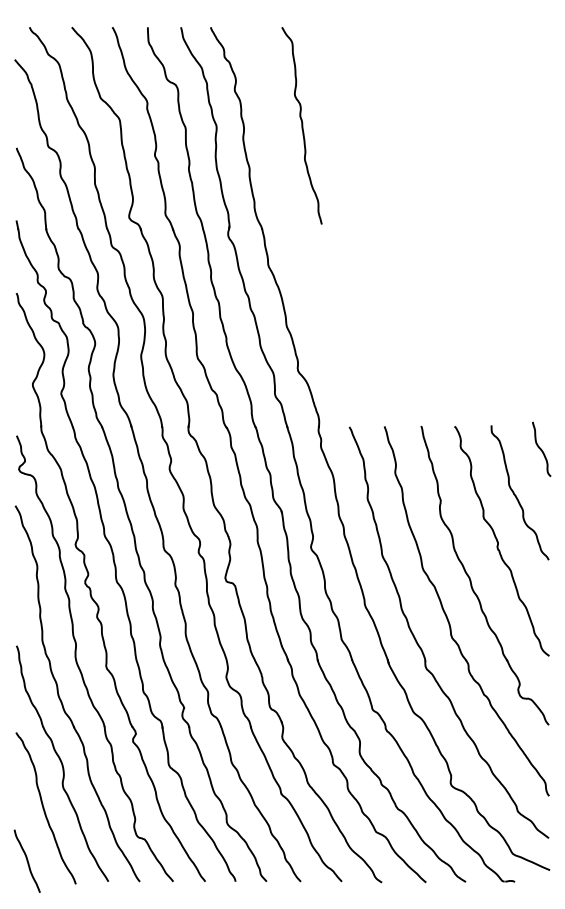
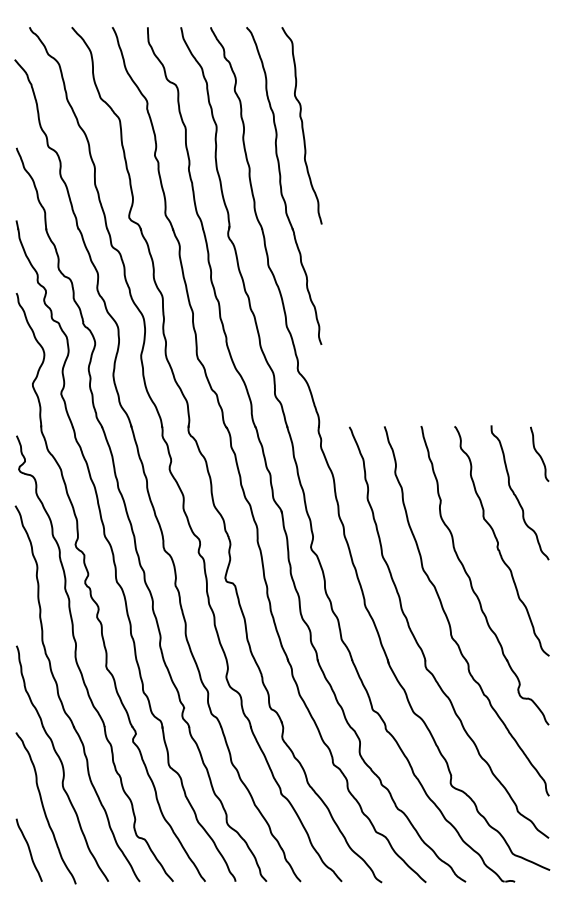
part: none -> present (284, 185)
curve position: (541, 448) -> (539, 453) (539, 453)
curve position: (26, 860) -> (28, 849) (28, 849)
